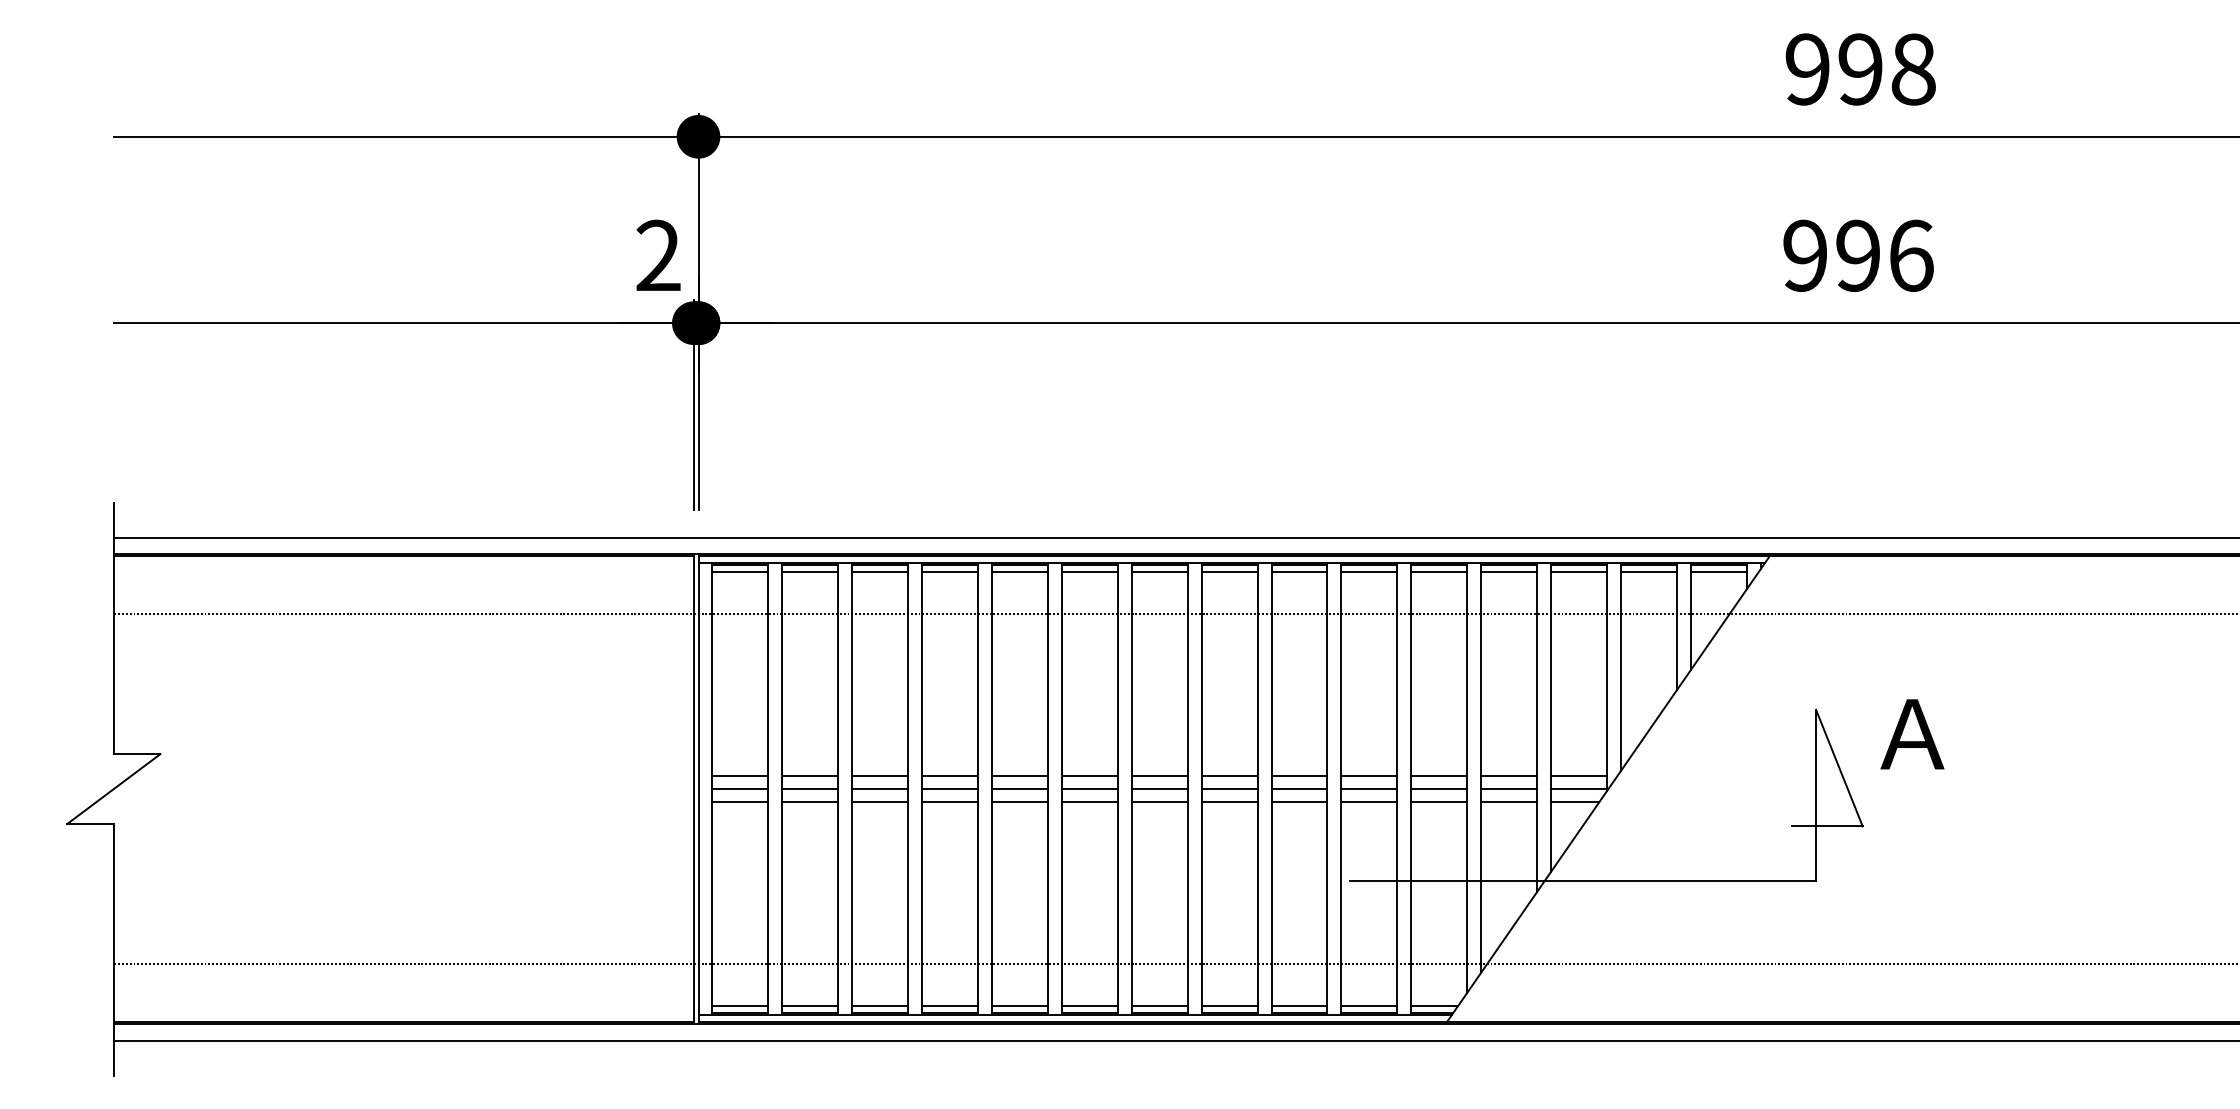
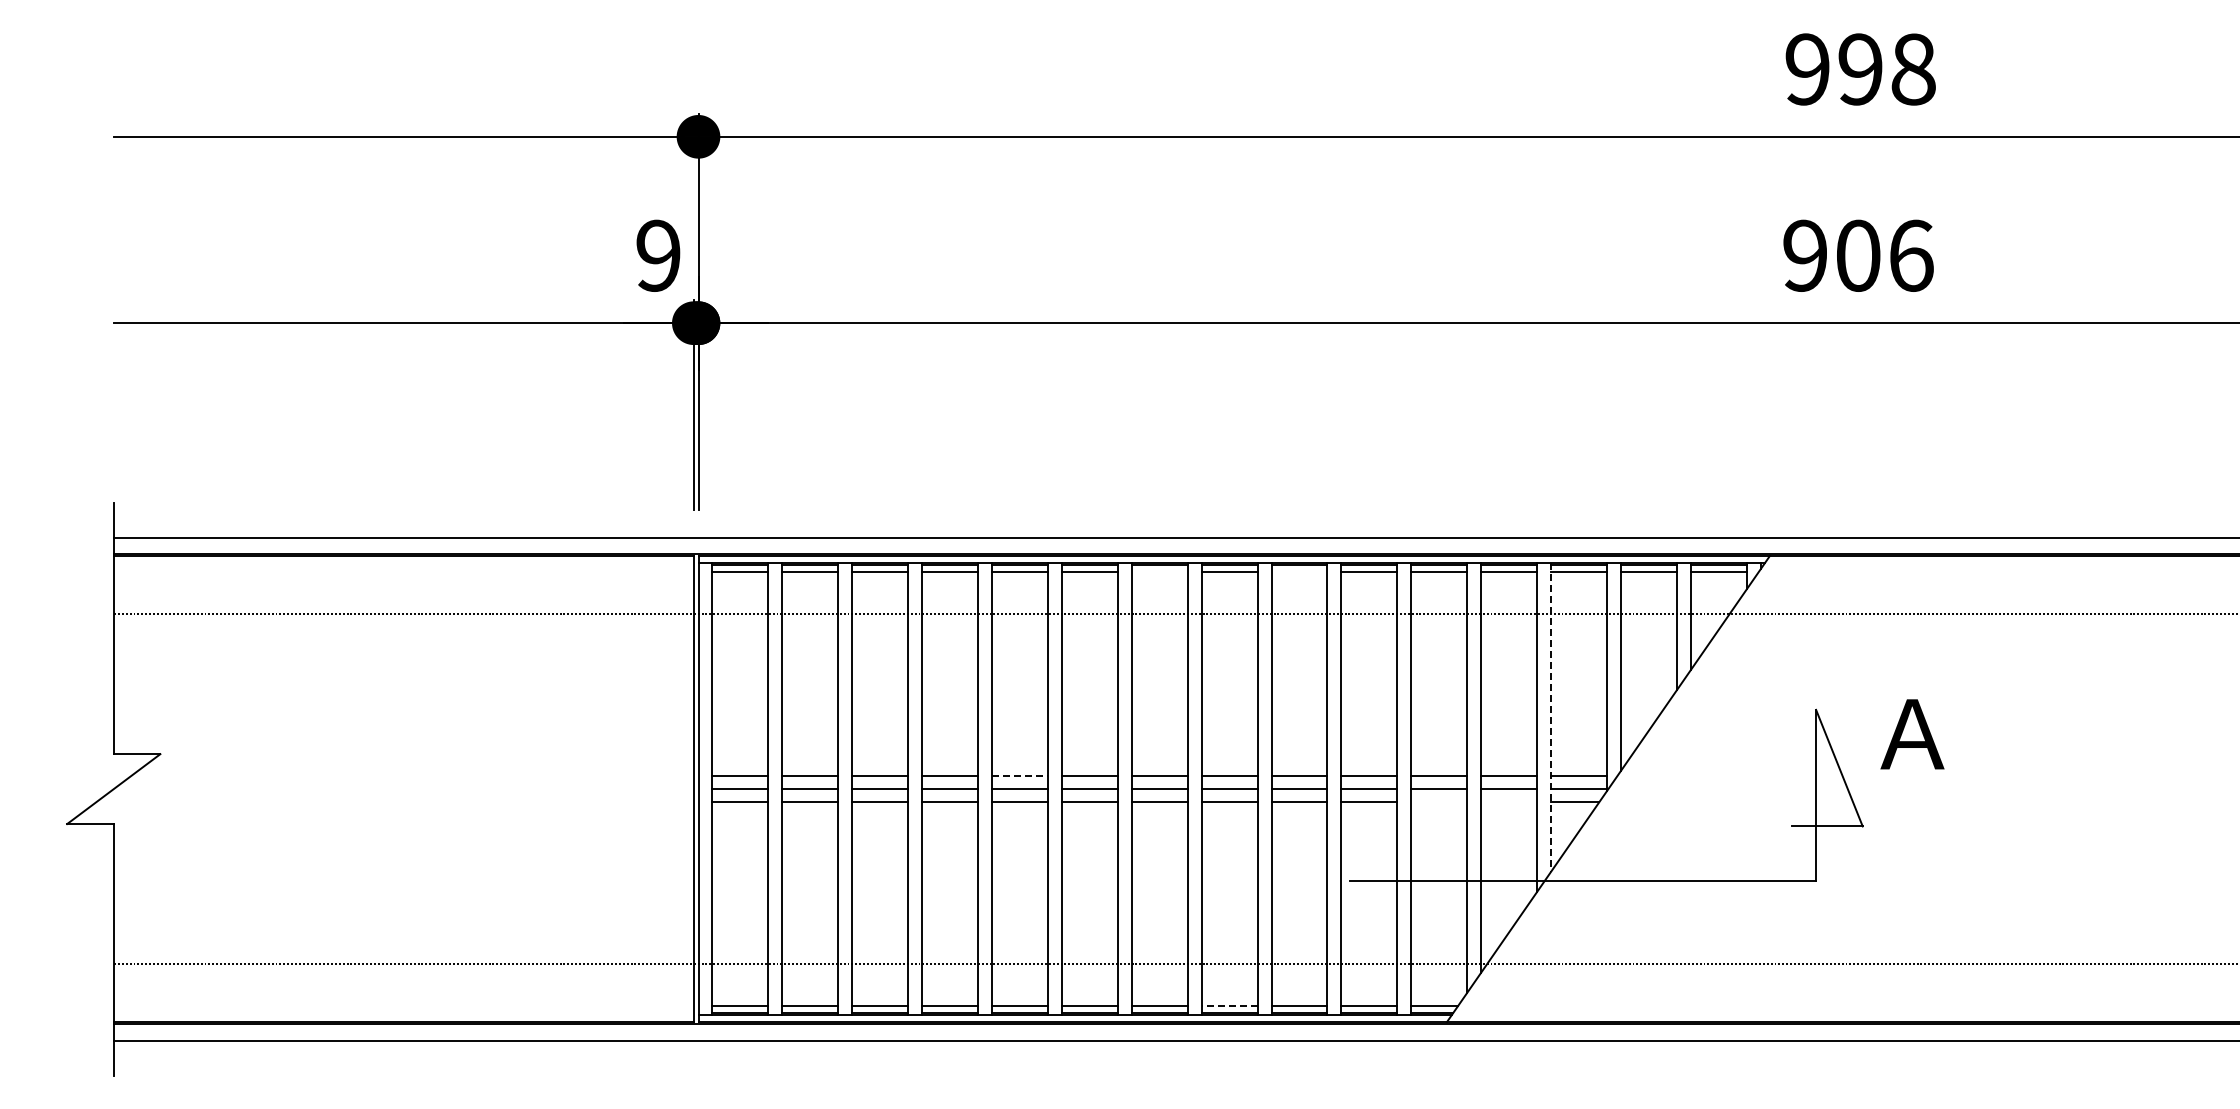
text: 2 -> 9 (658, 255)
text: 996 -> 906 (1858, 255)
line: present -> none (1159, 572)
line: present -> none (1299, 572)
line: solid -> dashed (1551, 717)
line: solid -> dashed (1019, 775)
line: present -> none (1439, 802)
line: present -> none (1509, 802)
line: solid -> dashed (1229, 1005)
